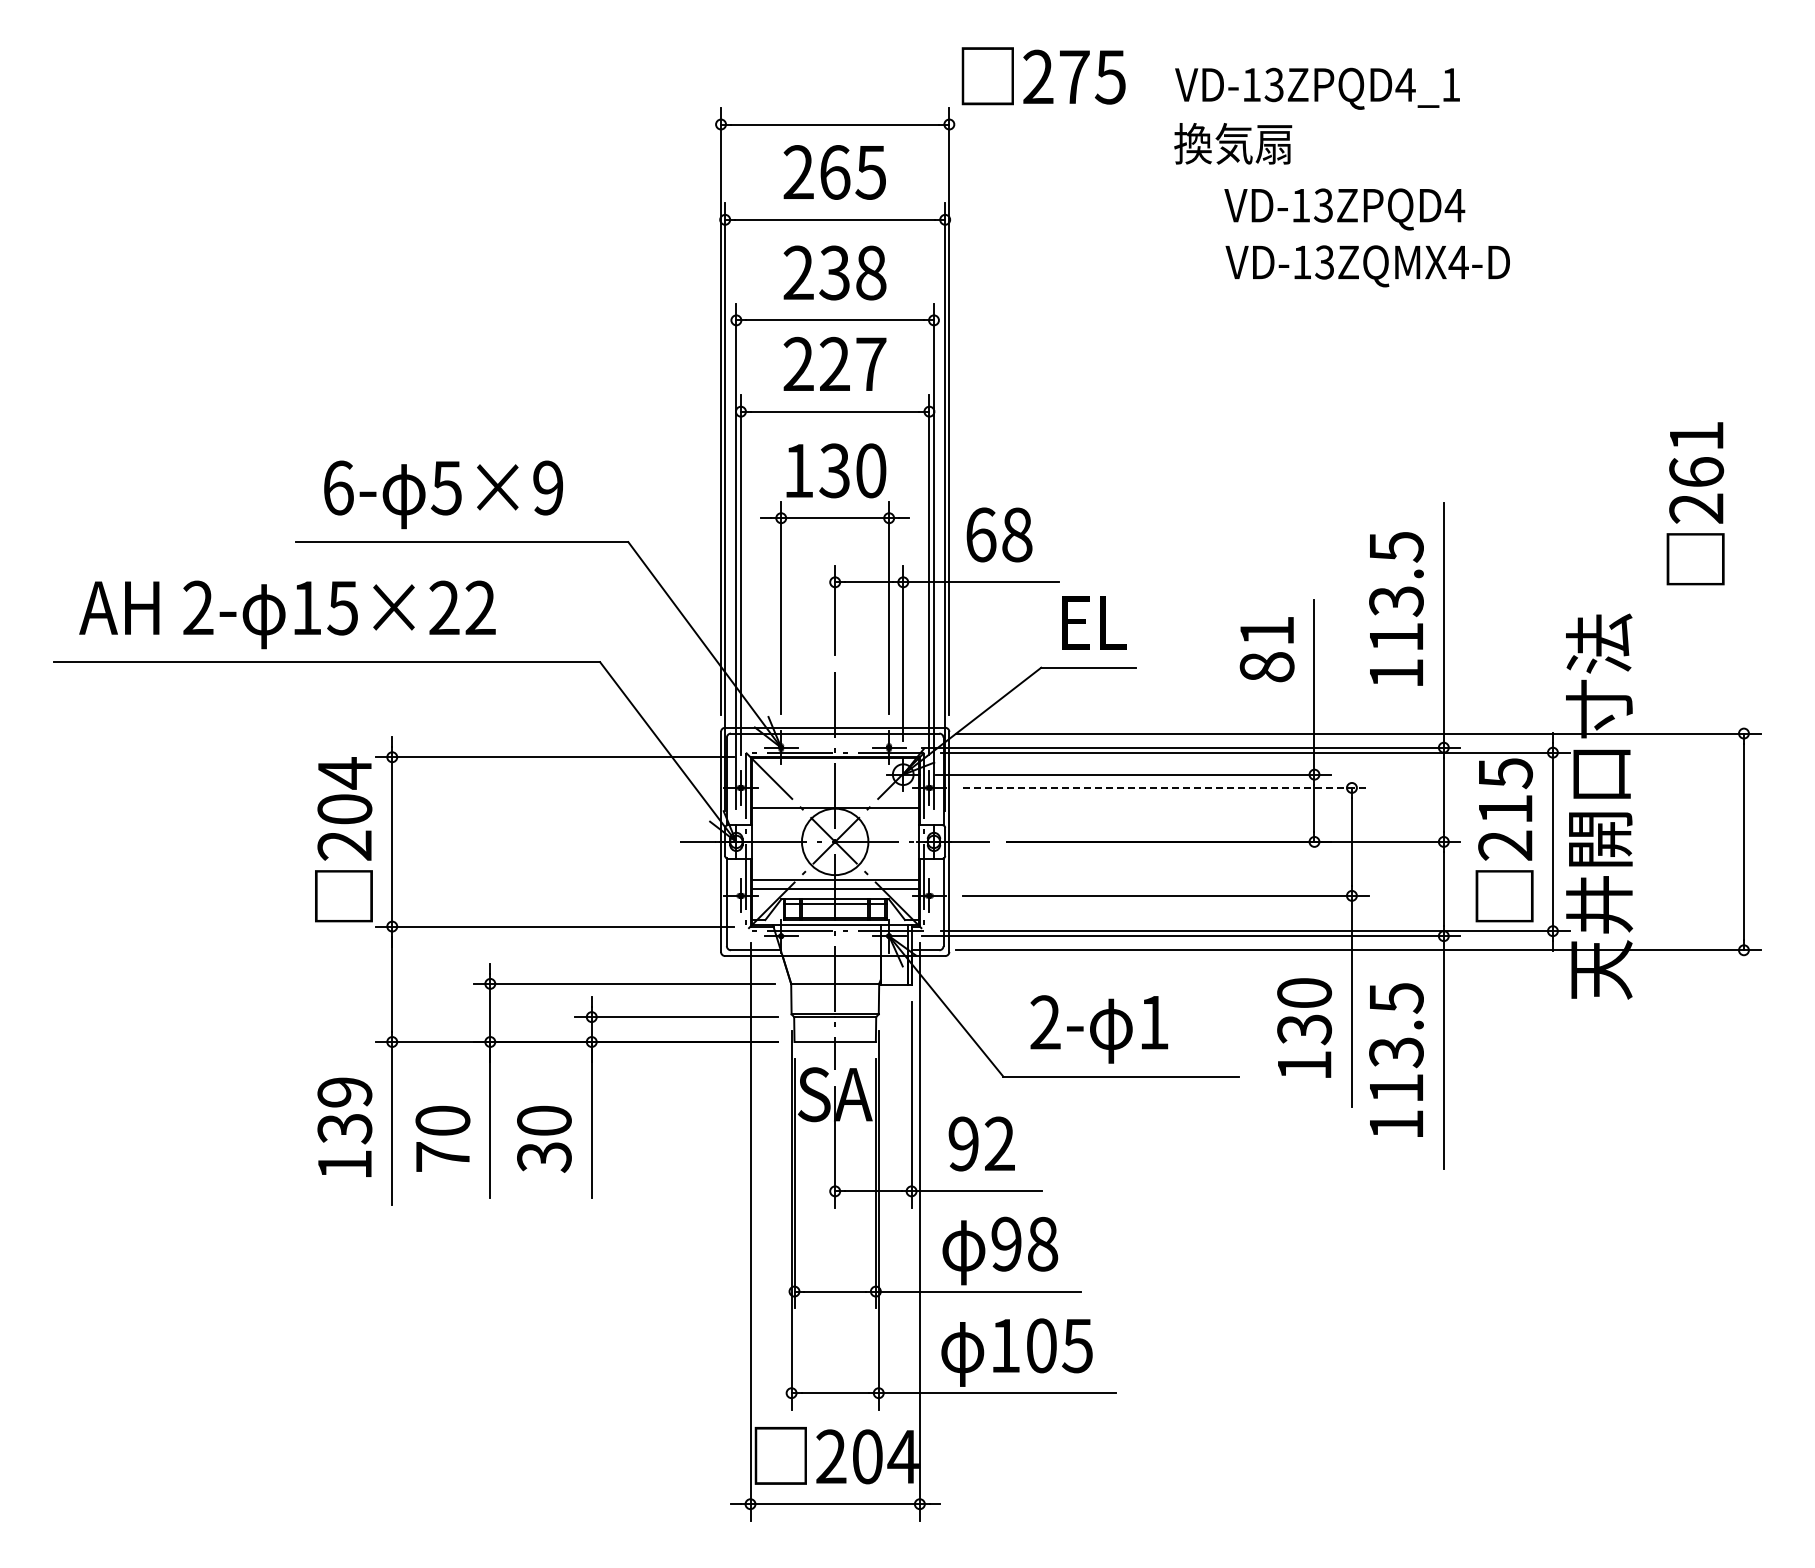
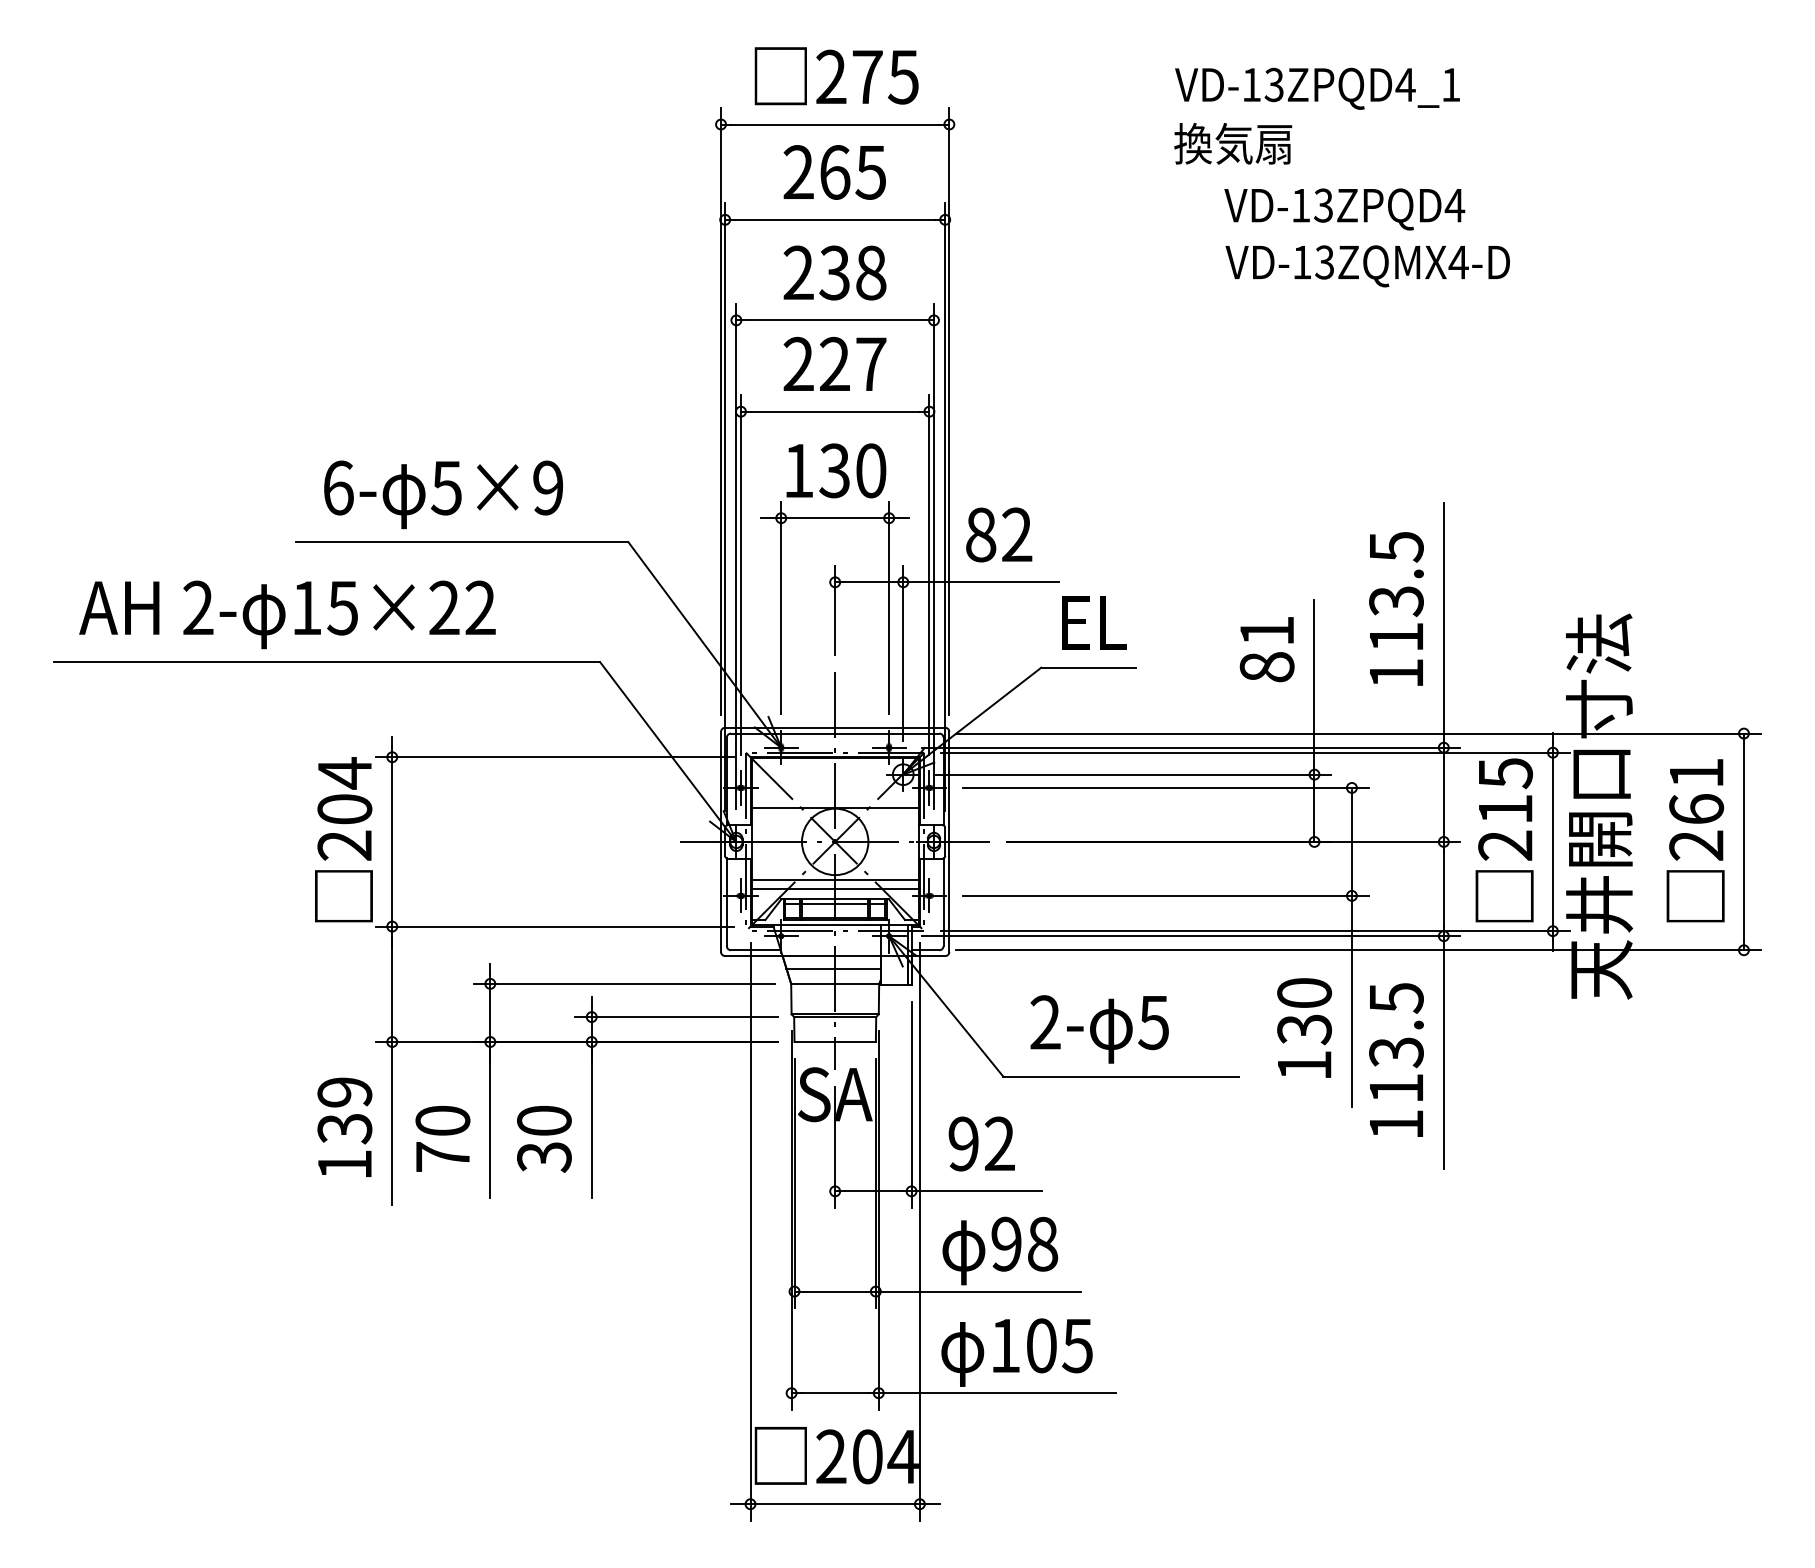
text position: (1043, 76) -> (836, 76) (836, 76)
text position: (1695, 503) -> (1695, 840) (1695, 840)
text: 68 -> 82 (999, 534)
line: dashed -> solid (1165, 787)
line: none -> present (833, 968)
text: 1 -> 5 (1153, 1023)
